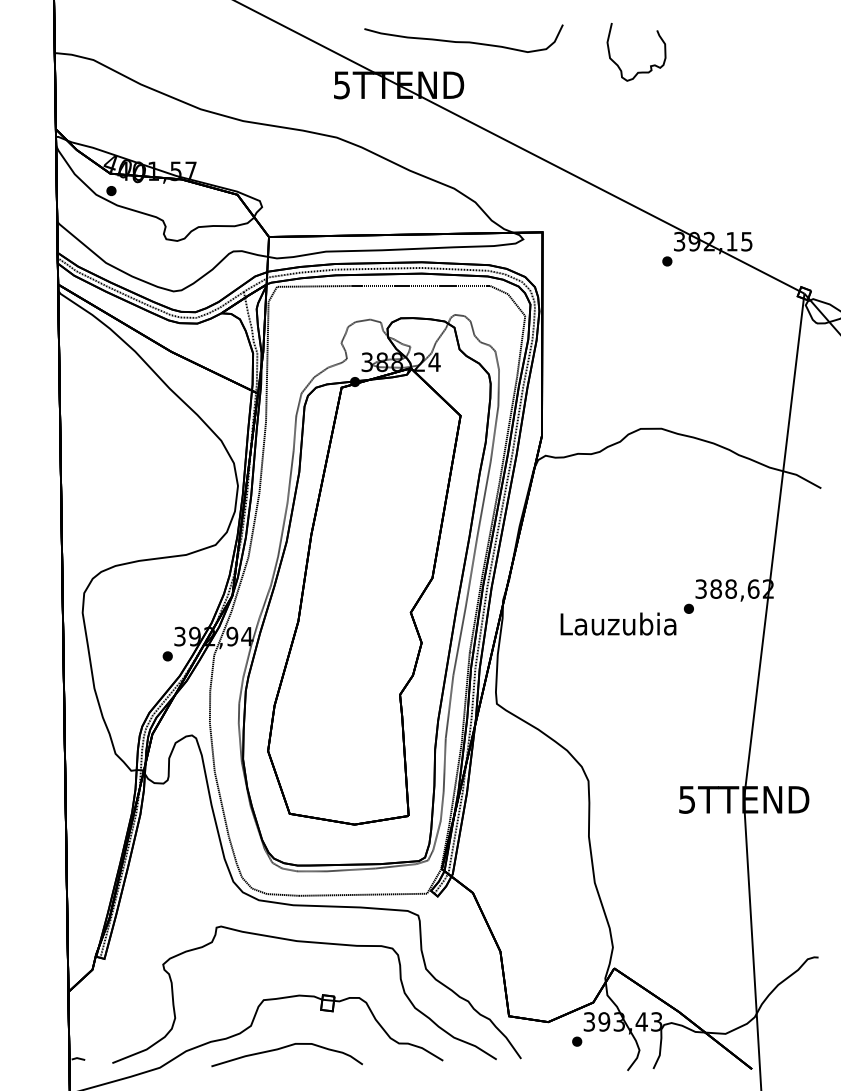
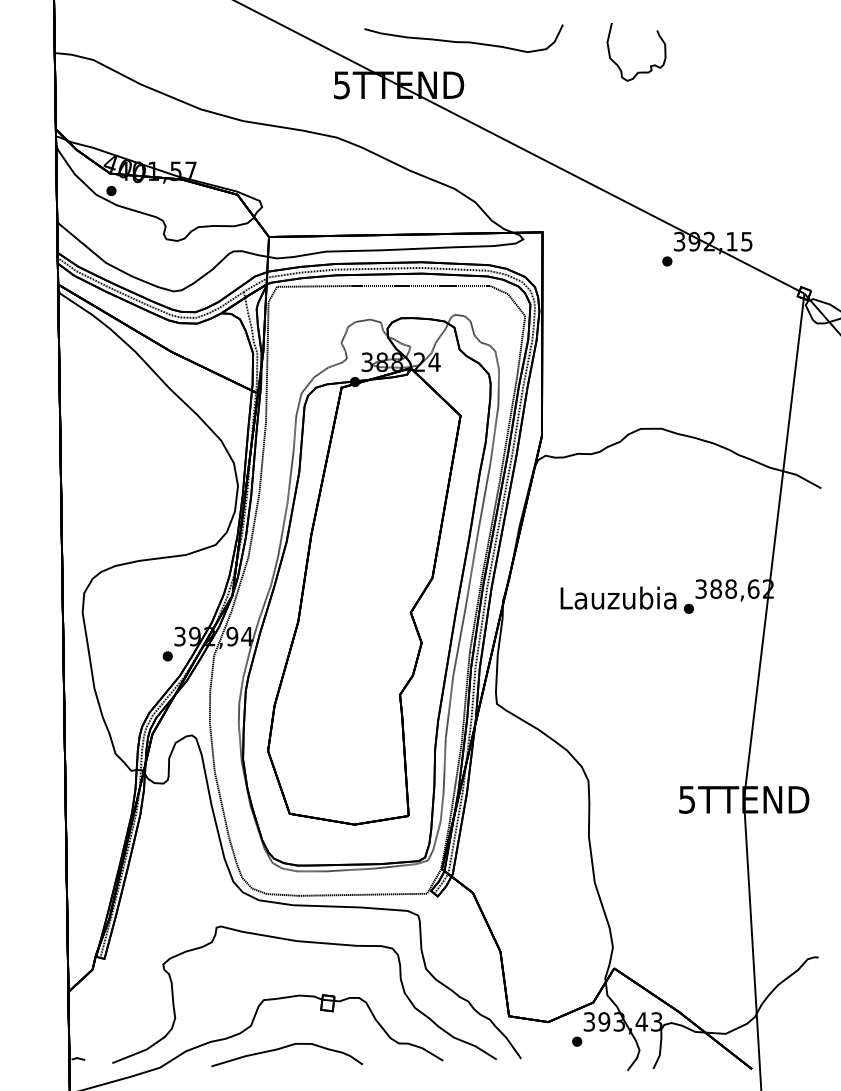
text position: (618, 623) -> (618, 597) (618, 597)
